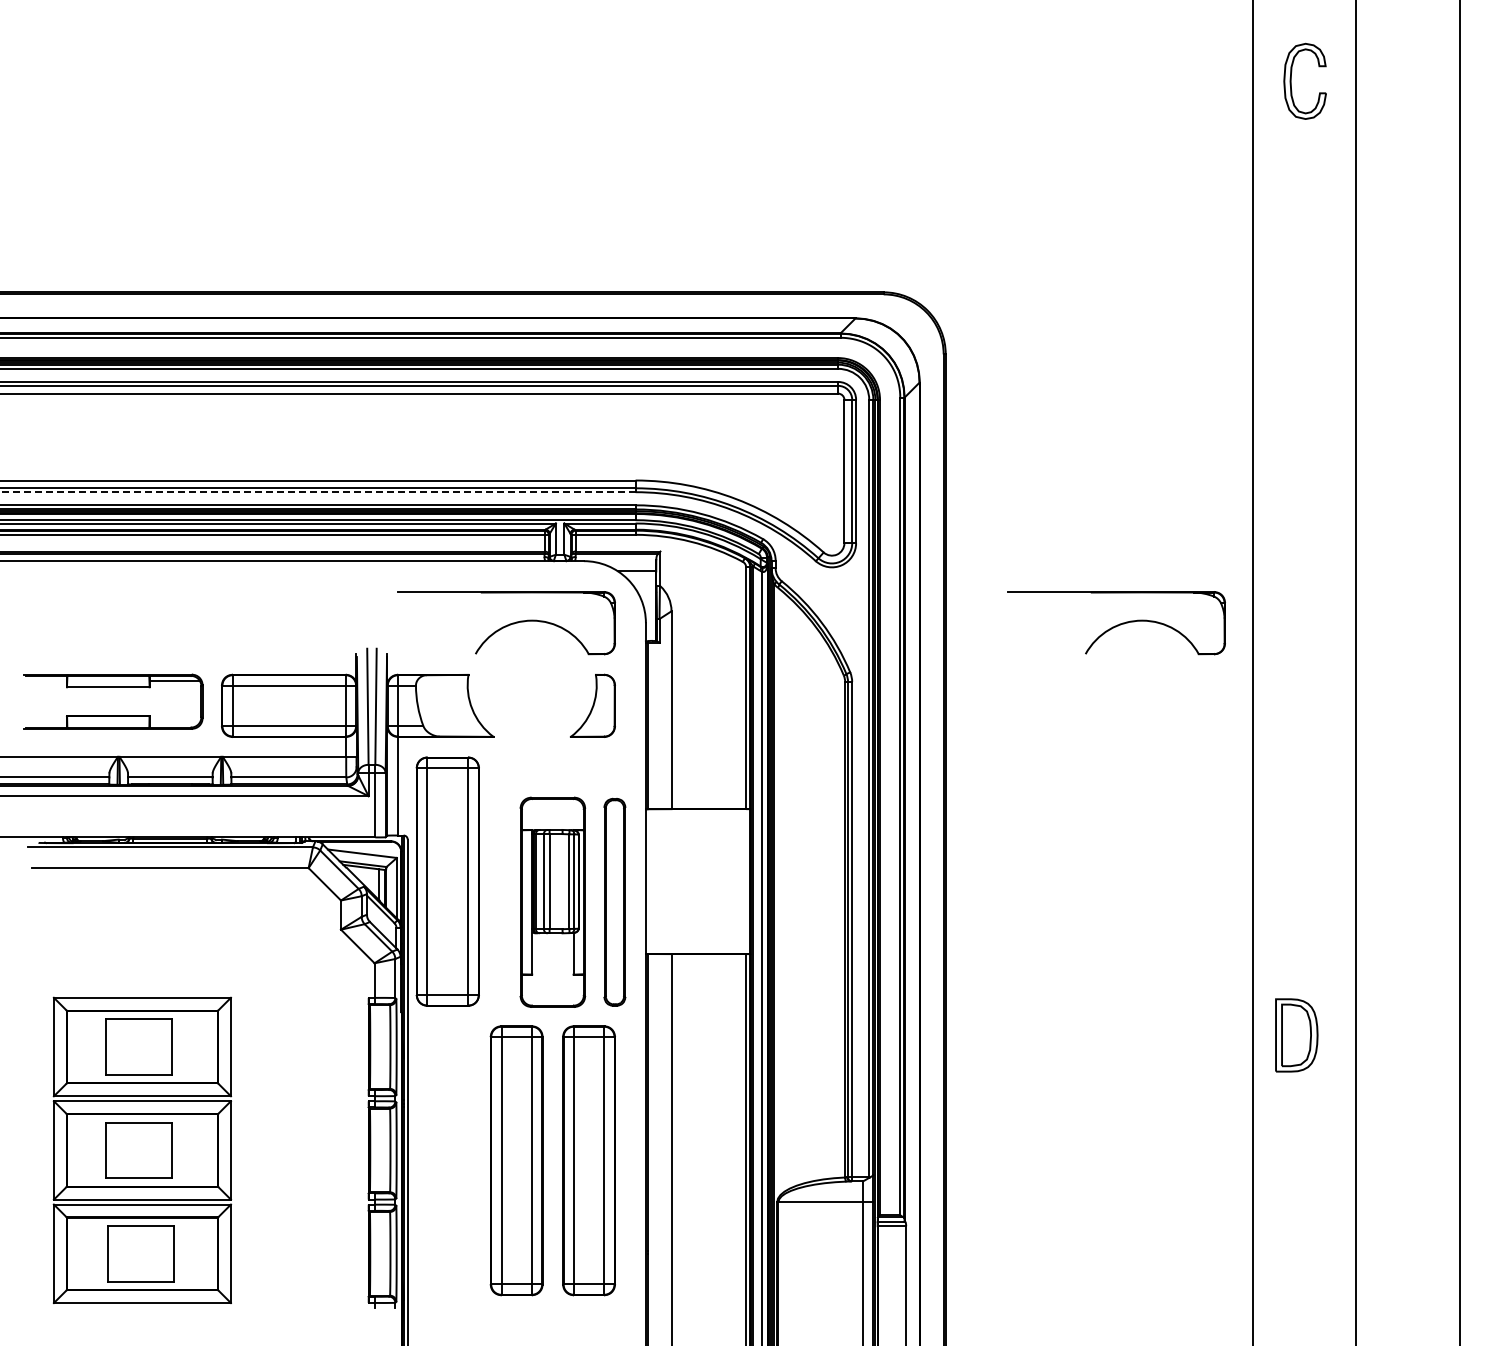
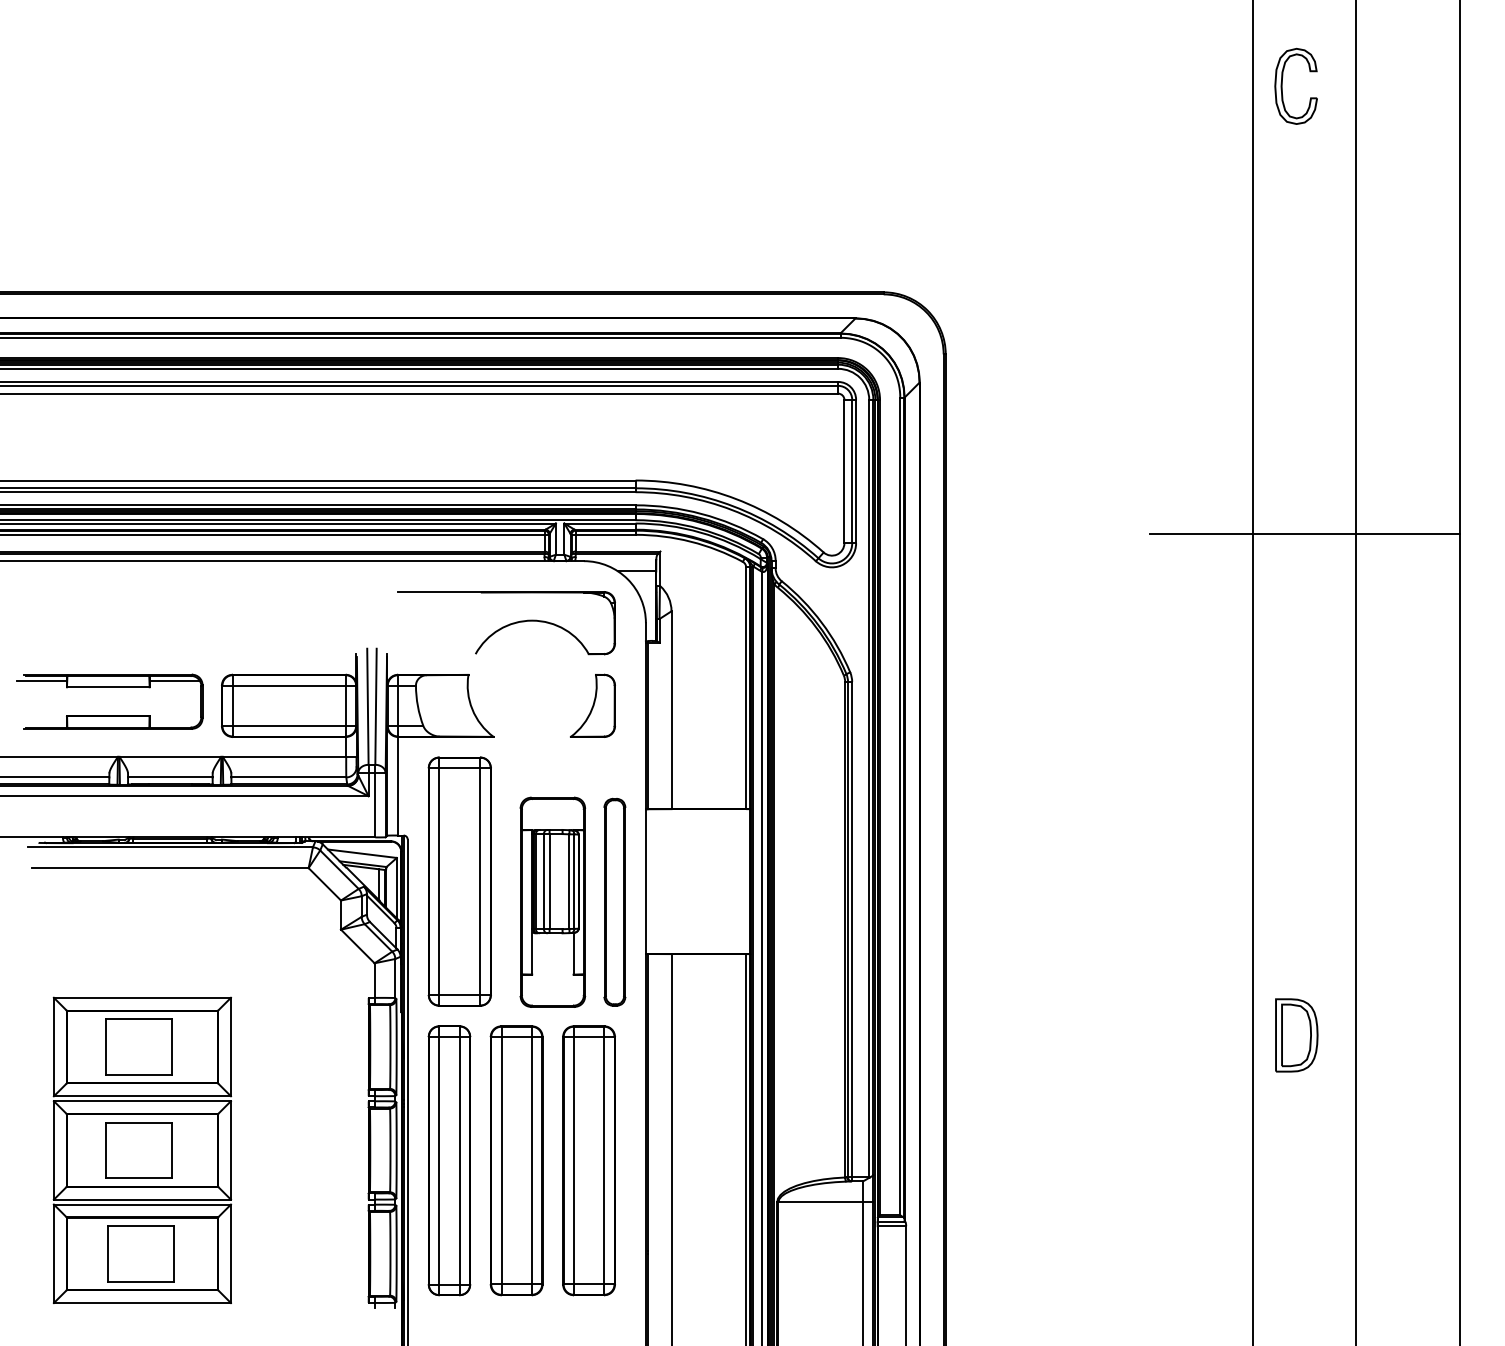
part position: (1291, 80) -> (1282, 85) (1282, 85)
line: dashed -> solid (317, 492)
line: none -> present (1304, 533)
part: present -> none (1116, 623)
line: none -> present (41, 681)
part position: (447, 881) -> (459, 881) (459, 881)
part: none -> present (449, 1160)
